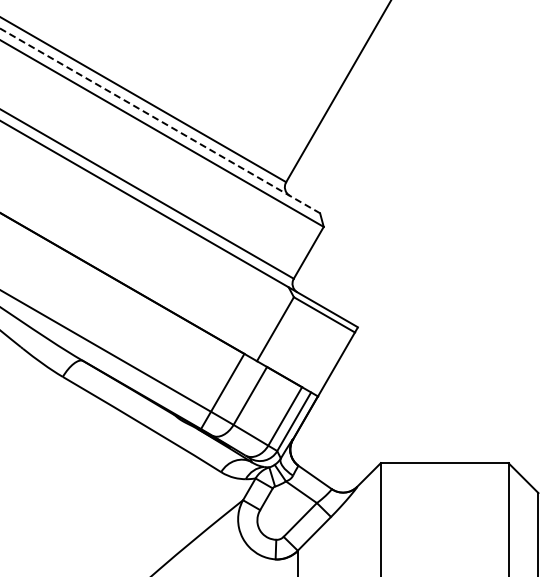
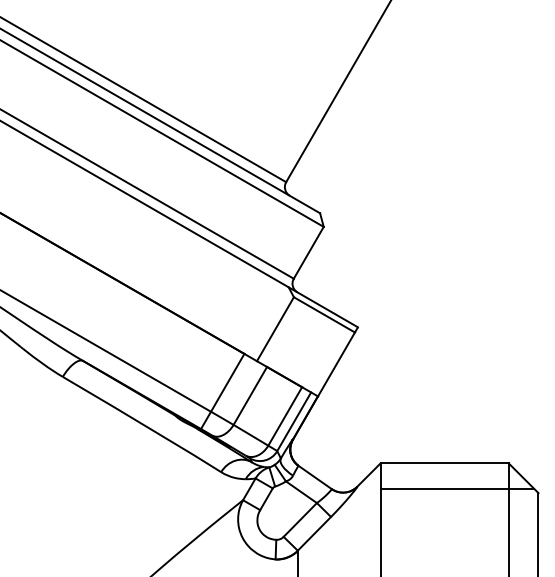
line: dashed -> solid (160, 121)
line: none -> present (457, 489)
